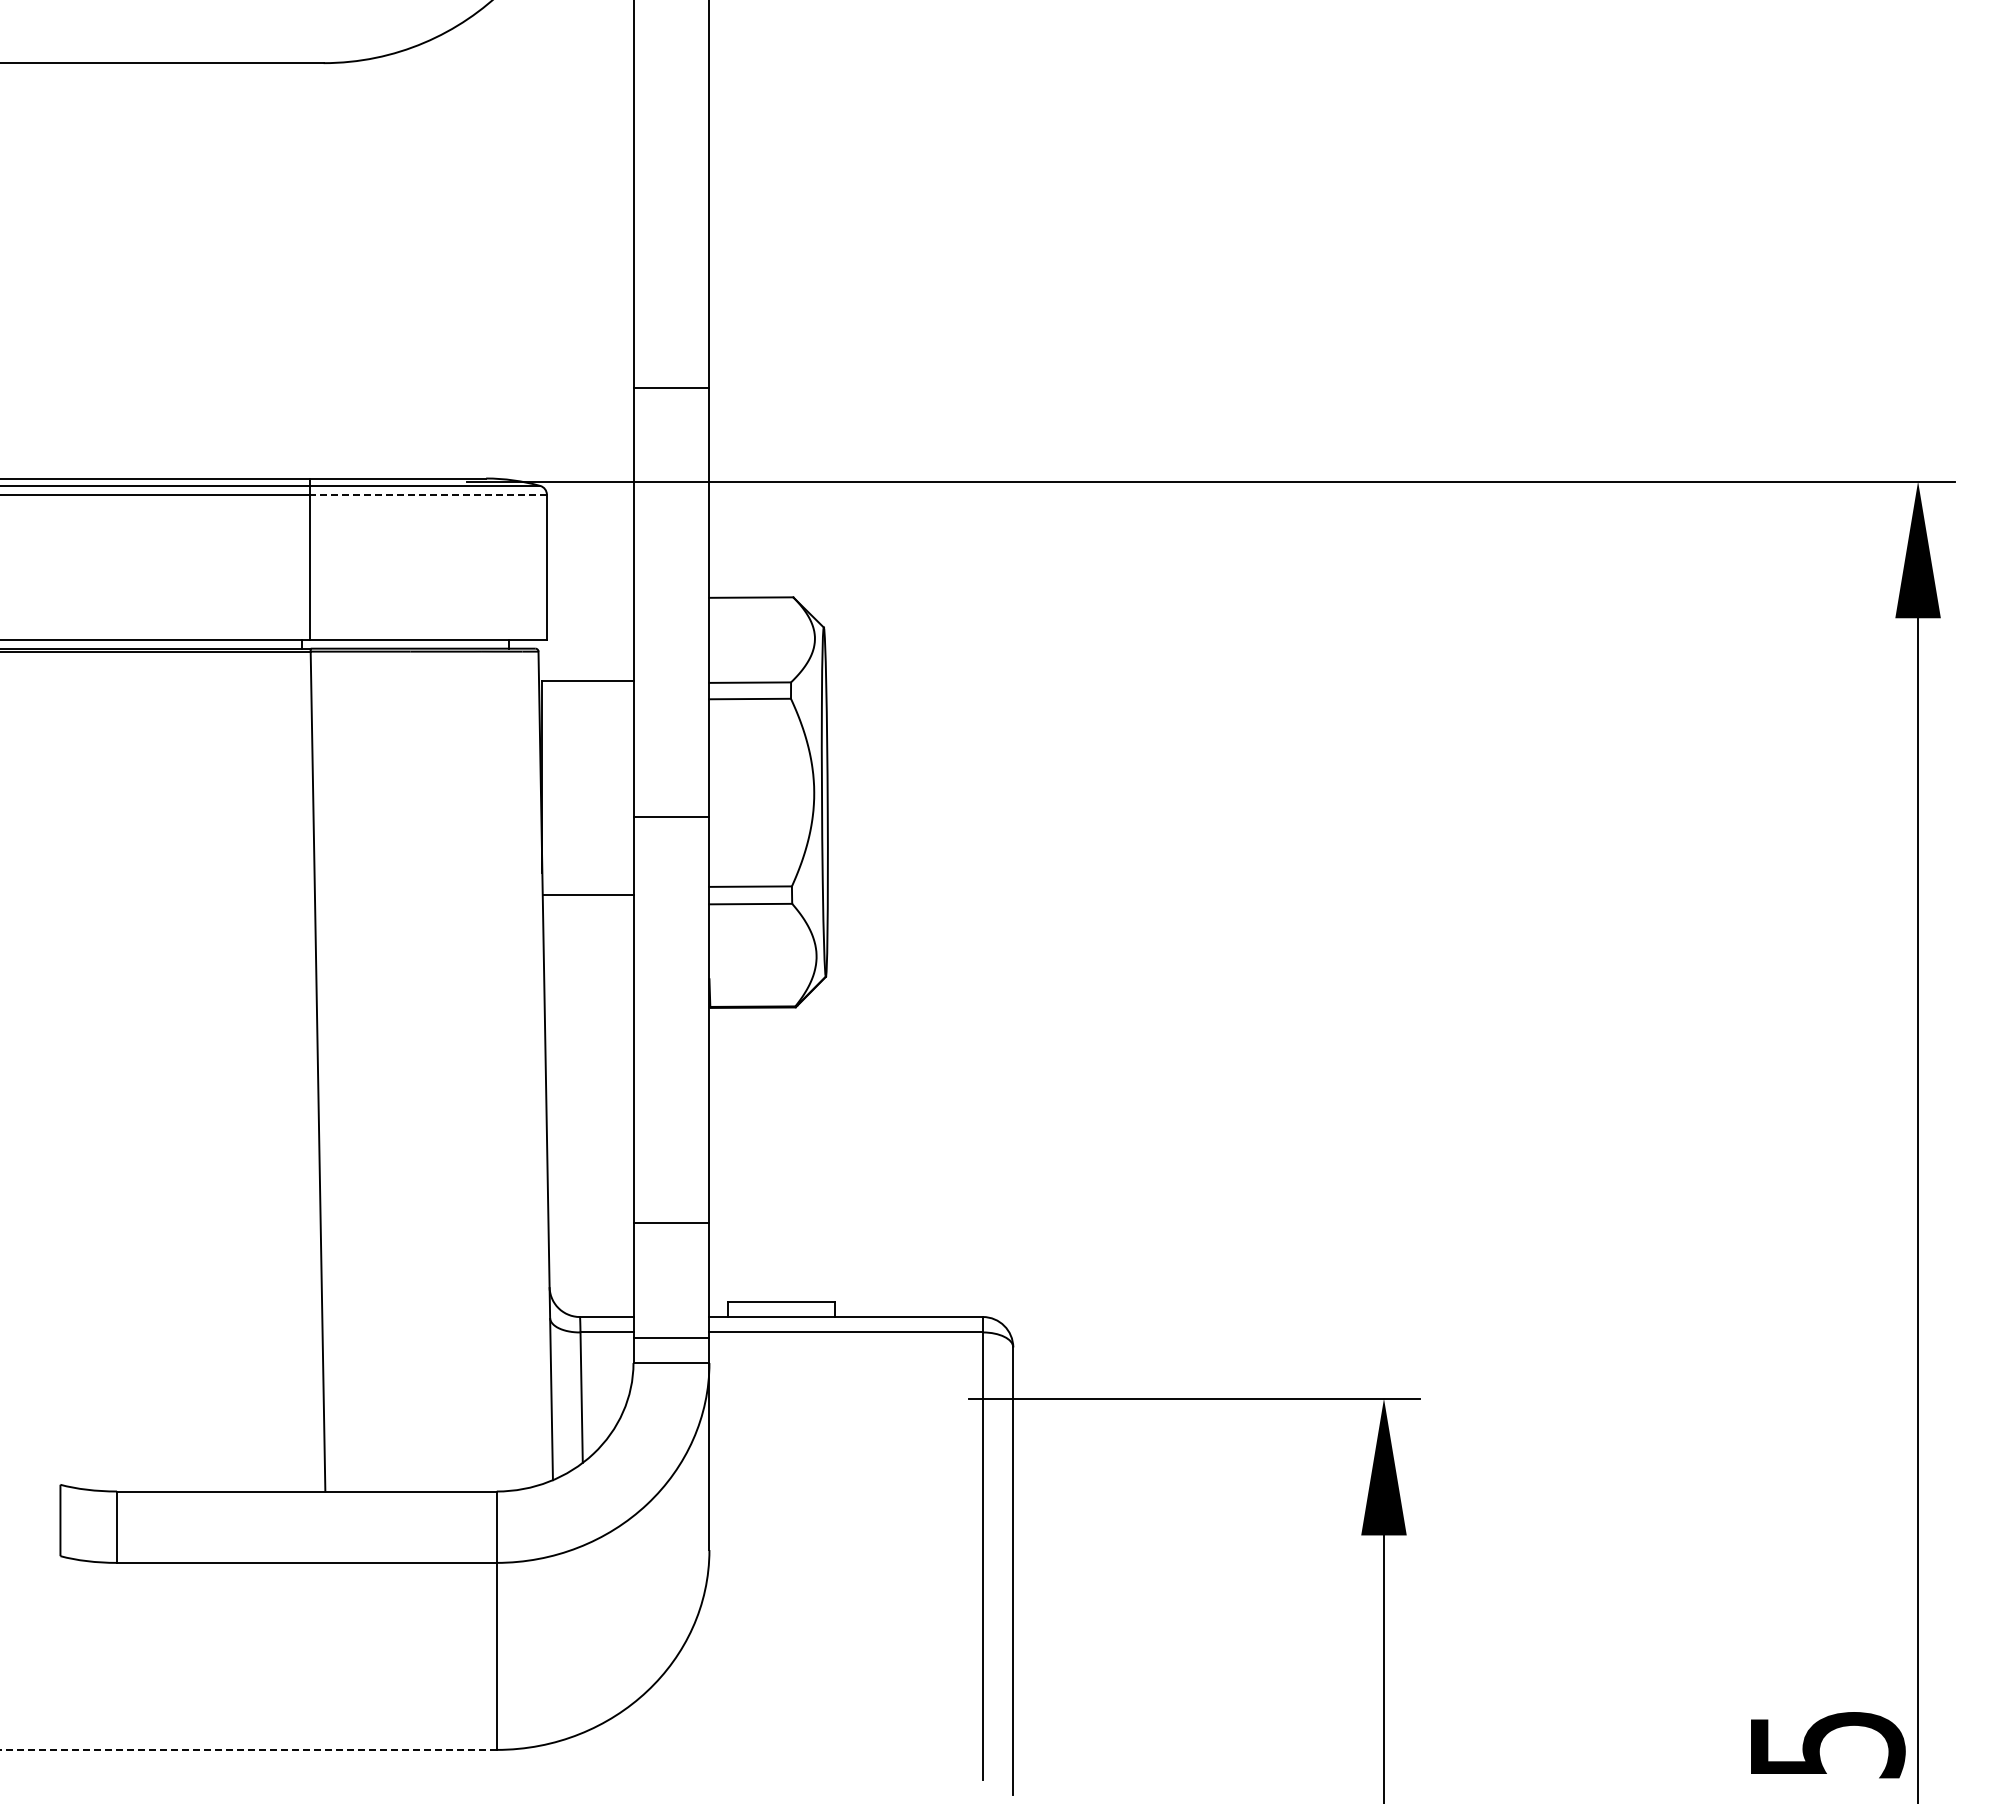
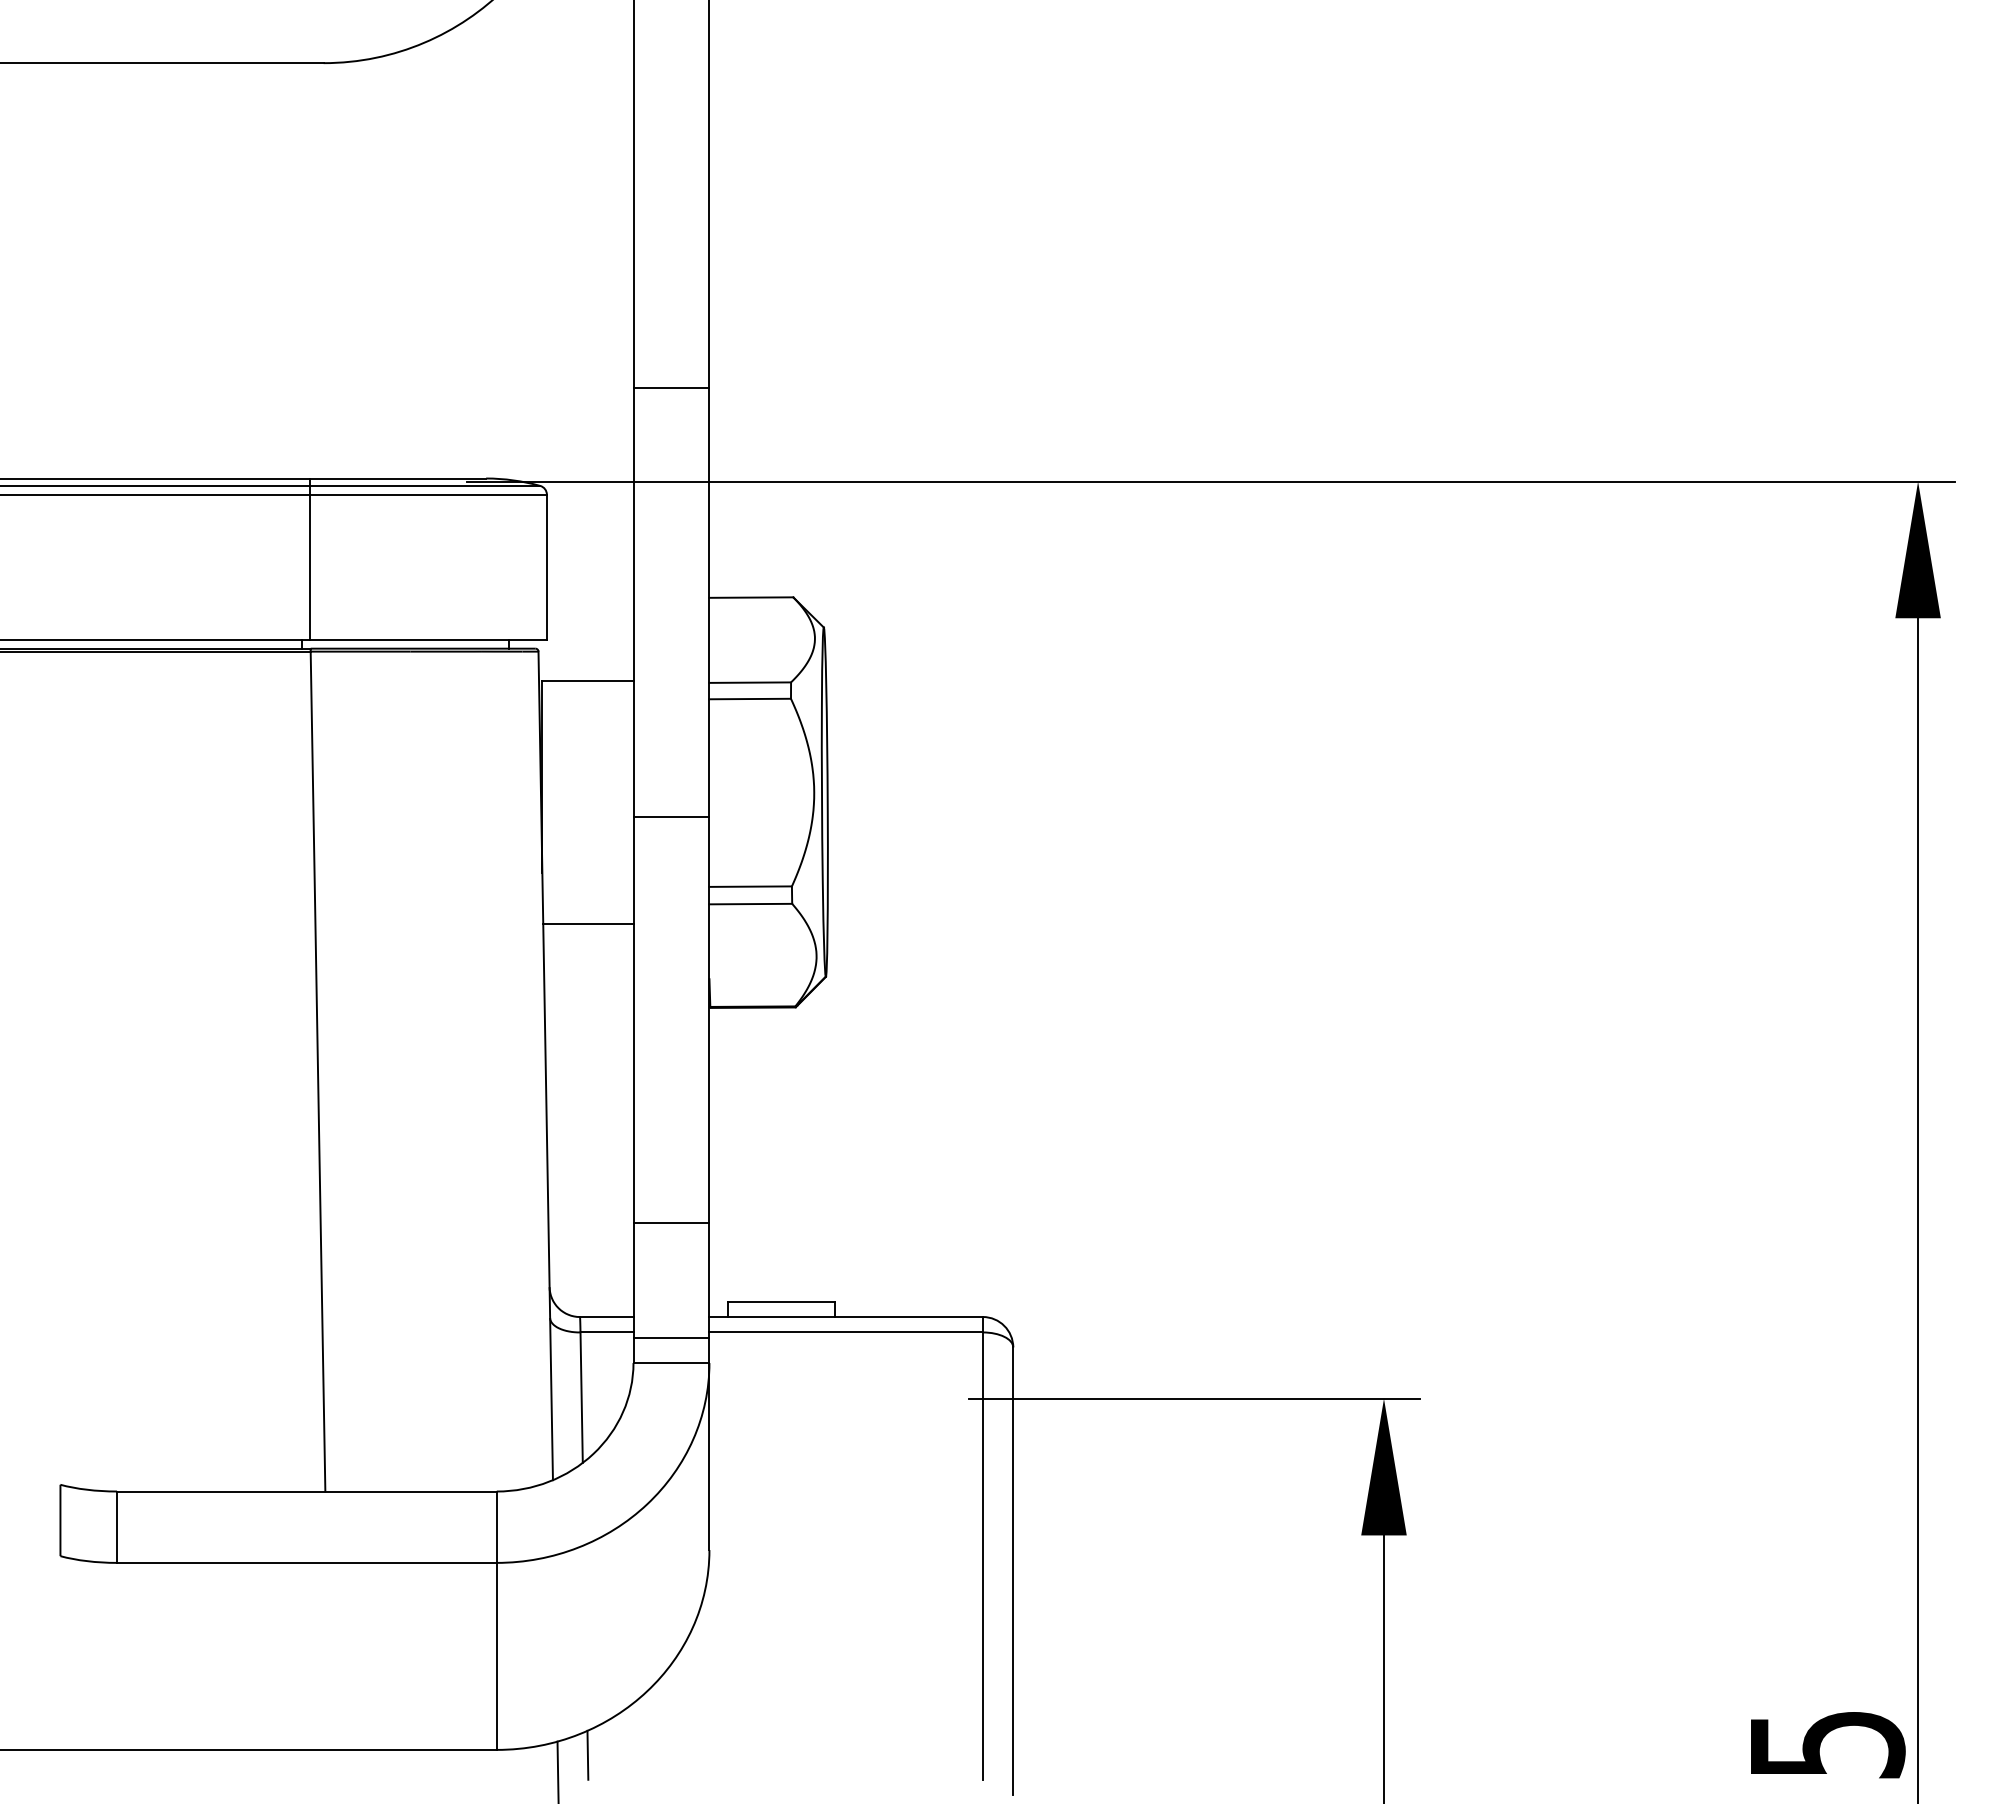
line: dashed -> solid (427, 494)
line position: (588, 894) -> (588, 923) (588, 923)
line: dashed -> solid (247, 1749)
line: none -> present (587, 1754)
line: none -> present (557, 1770)
